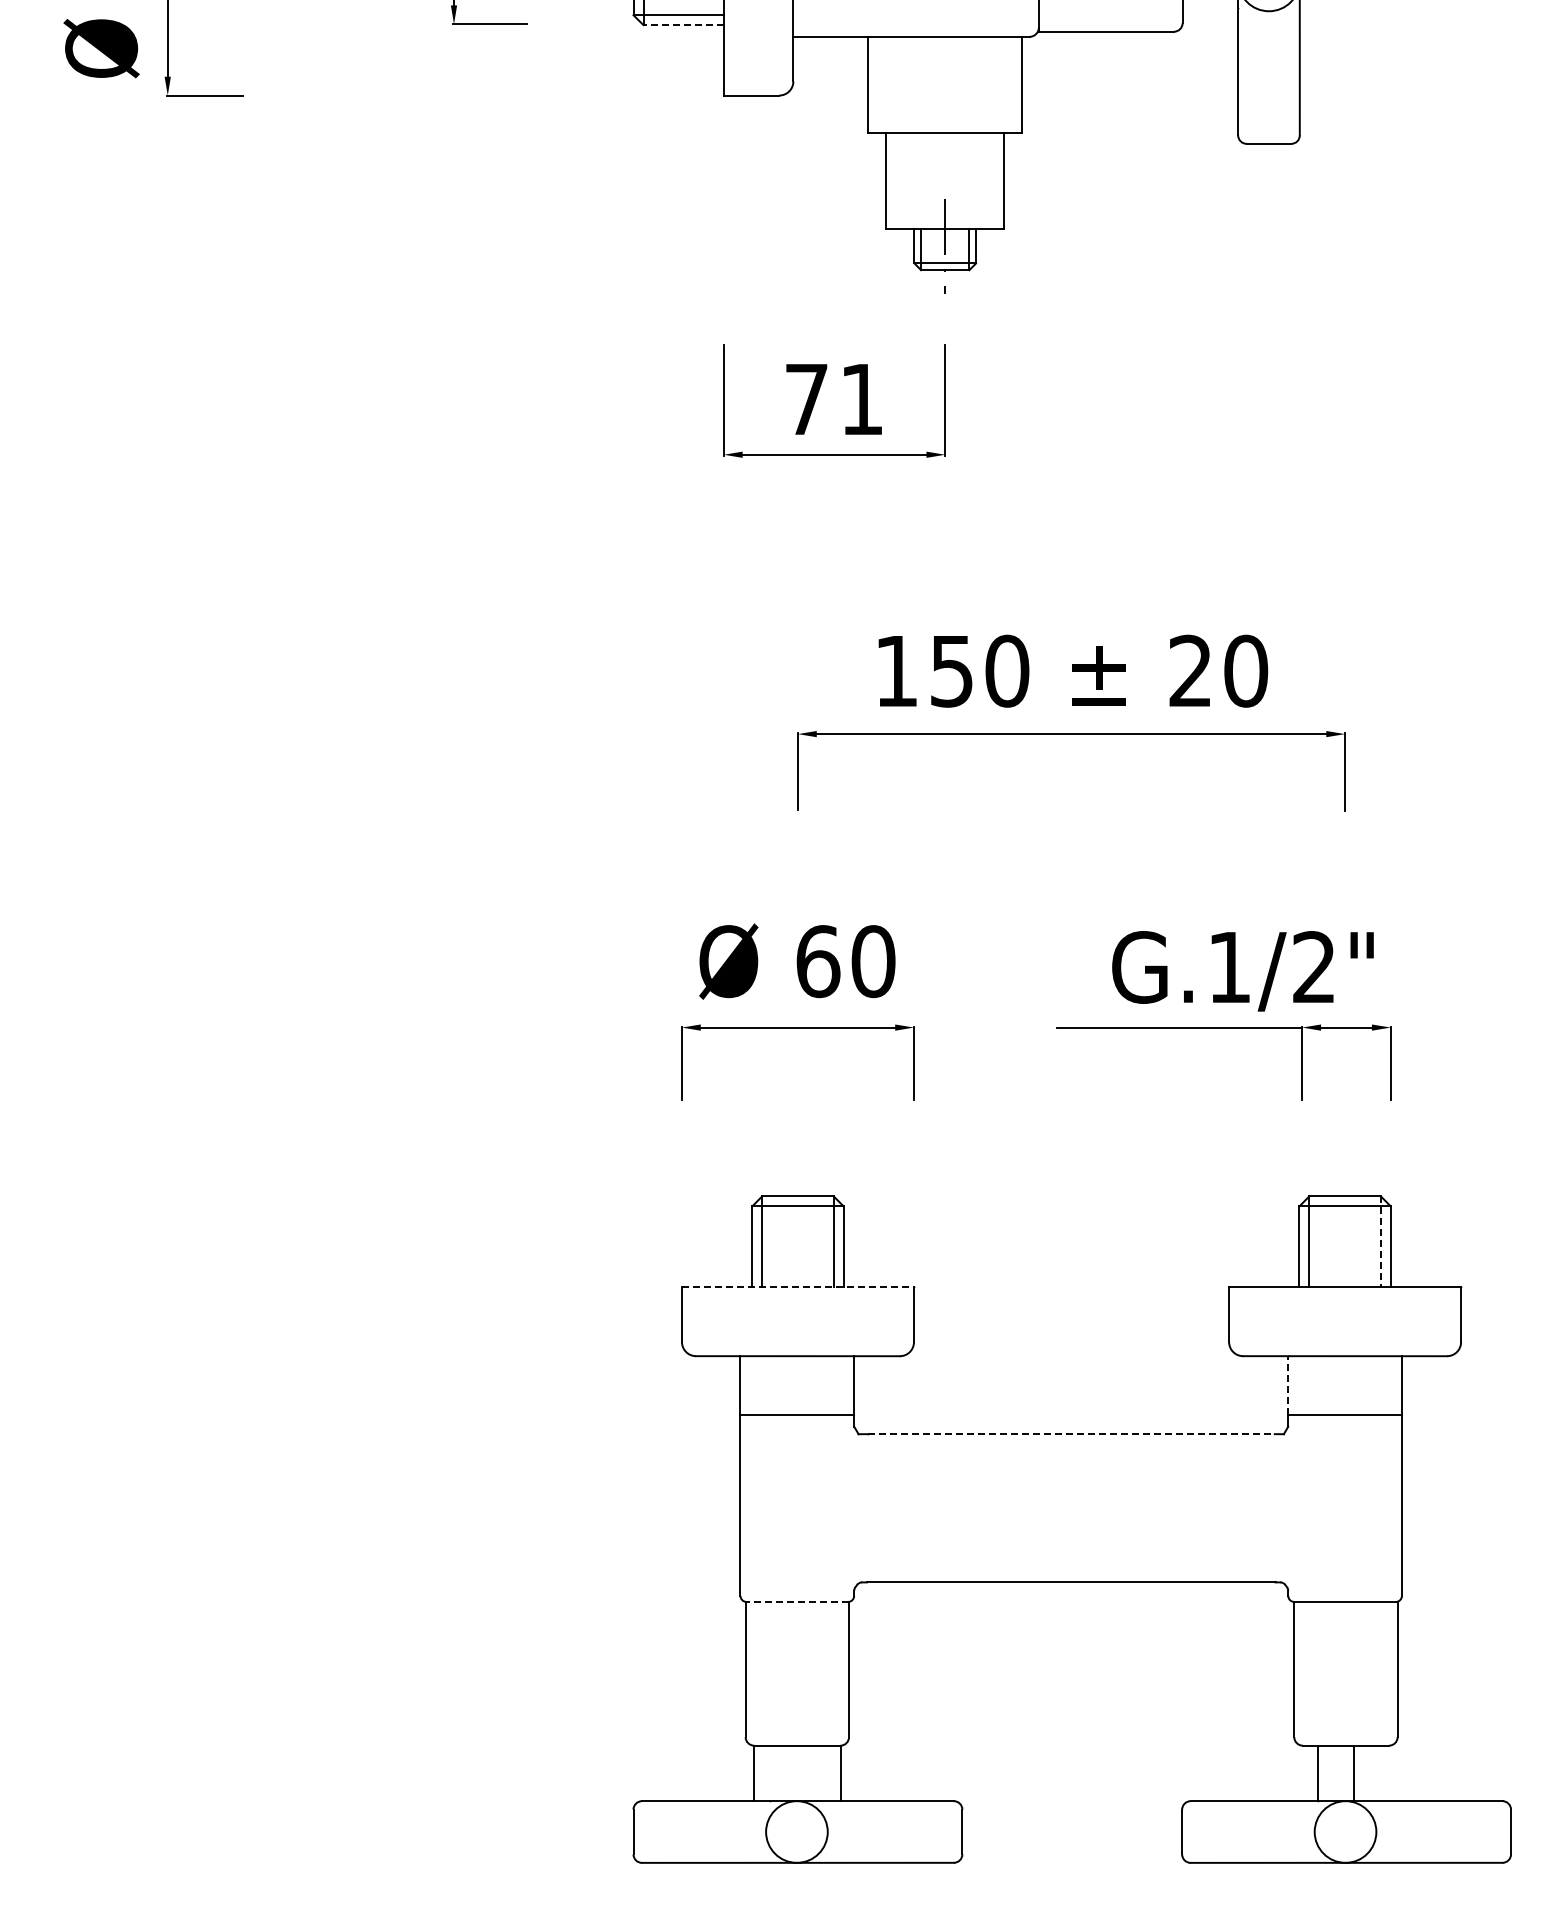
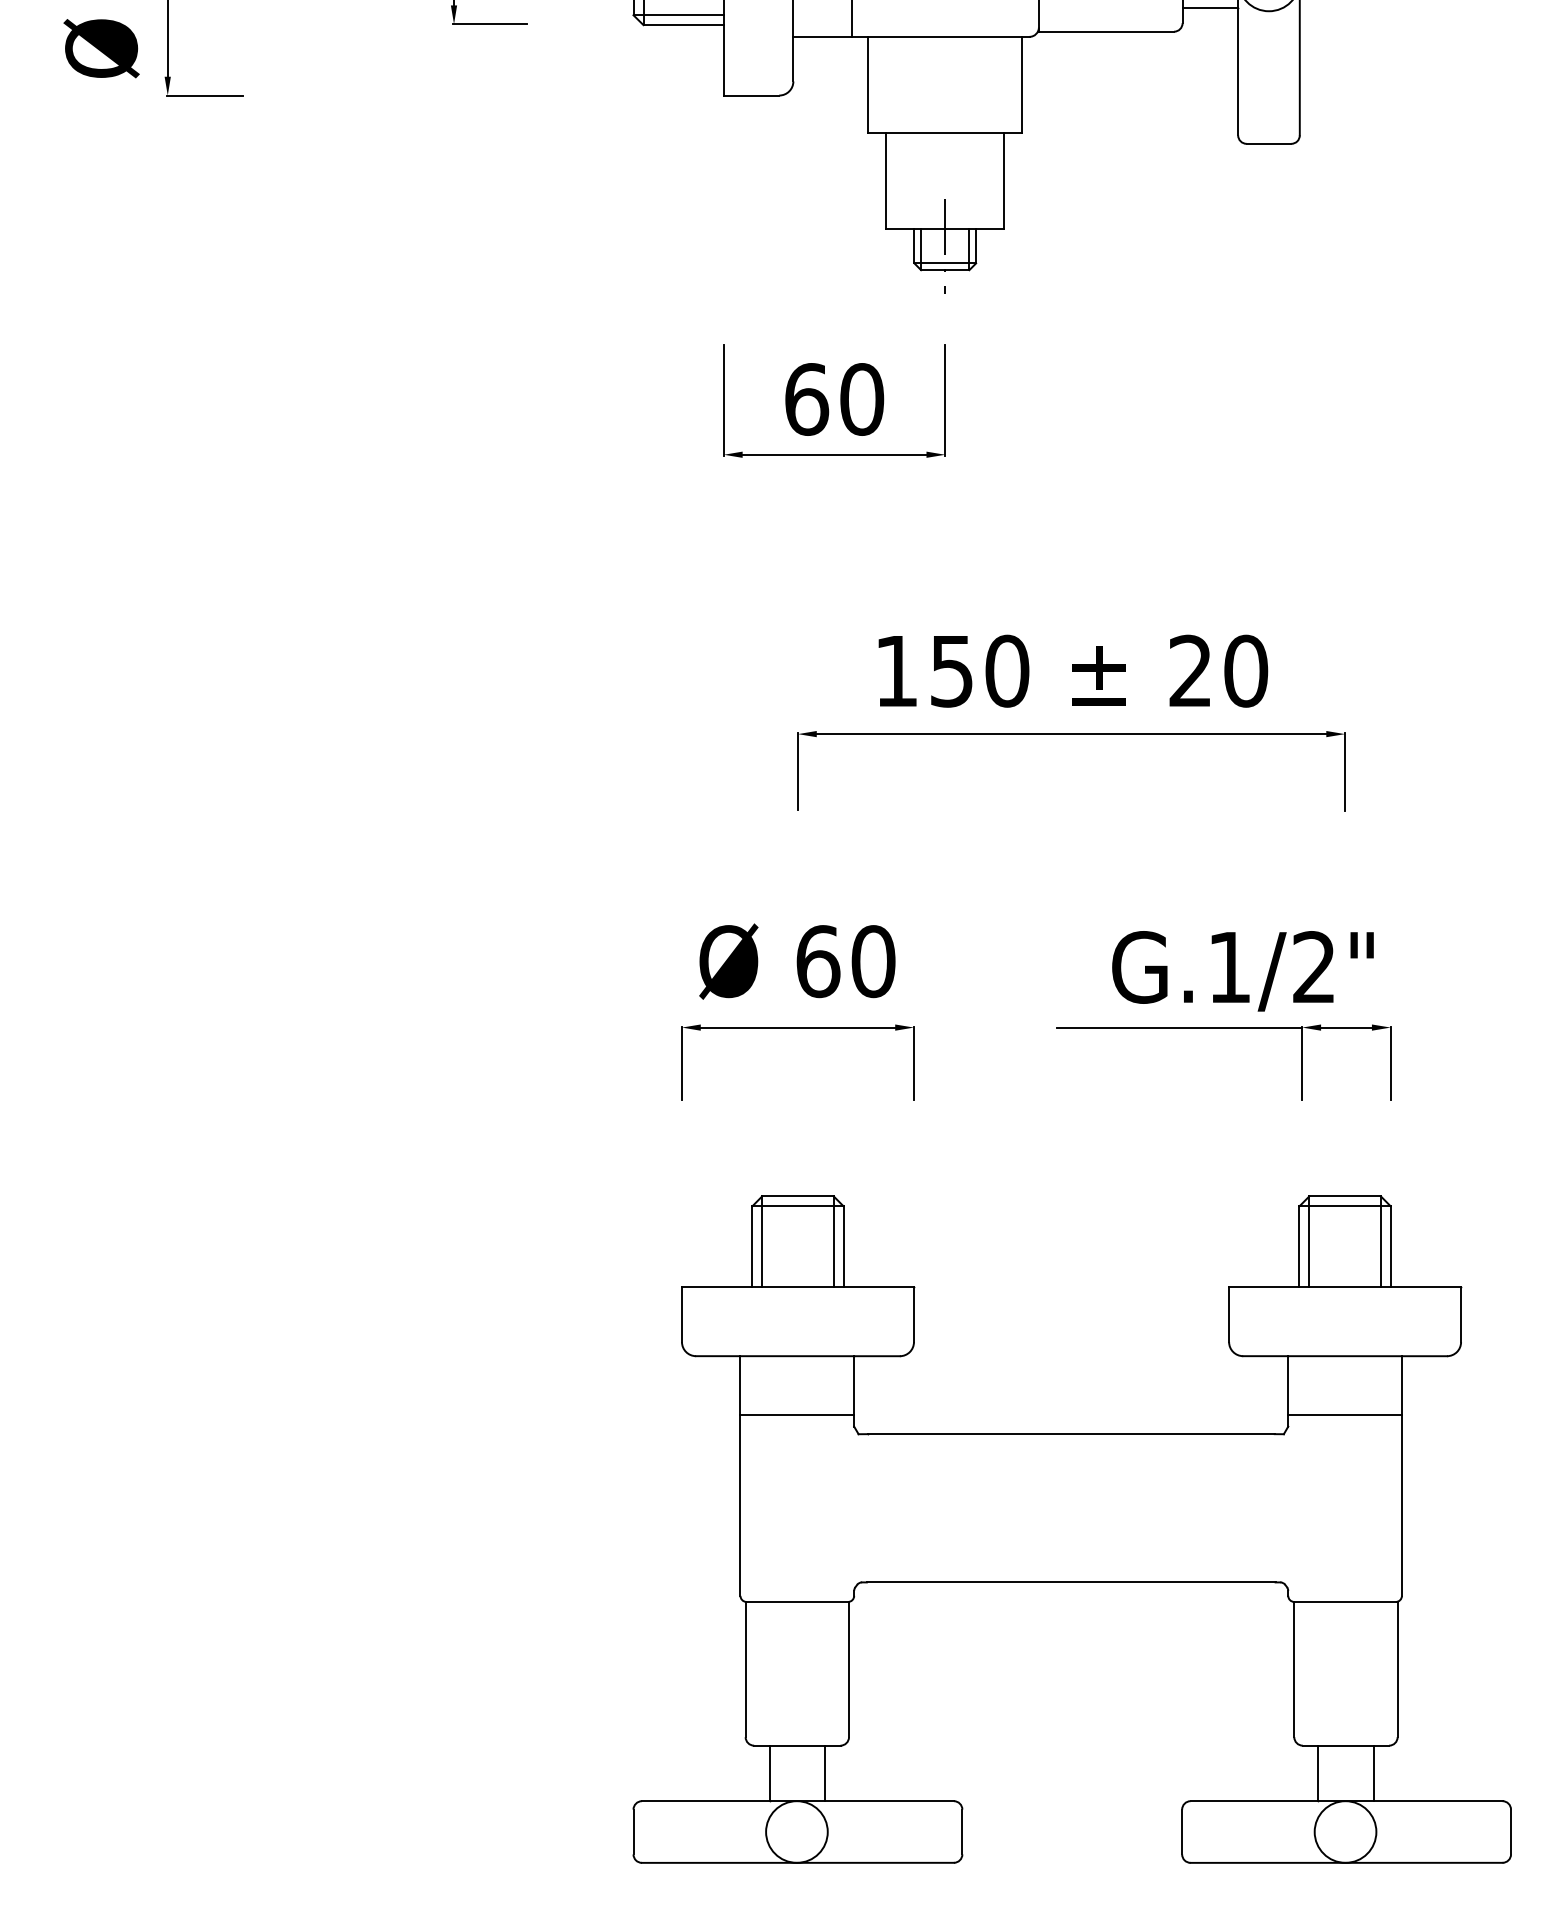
line: none -> present (1210, 7)
line: none -> present (851, 19)
line: dashed -> solid (683, 25)
text: 71 -> 60 (834, 399)
line: dashed -> solid (1380, 1242)
line: dashed -> solid (797, 1286)
line: dashed -> solid (1288, 1384)
line: dashed -> solid (1071, 1434)
line: dashed -> solid (797, 1601)
line position: (753, 1773) -> (769, 1773) (769, 1773)
line position: (841, 1773) -> (825, 1773) (825, 1773)
line position: (1353, 1773) -> (1373, 1773) (1373, 1773)
